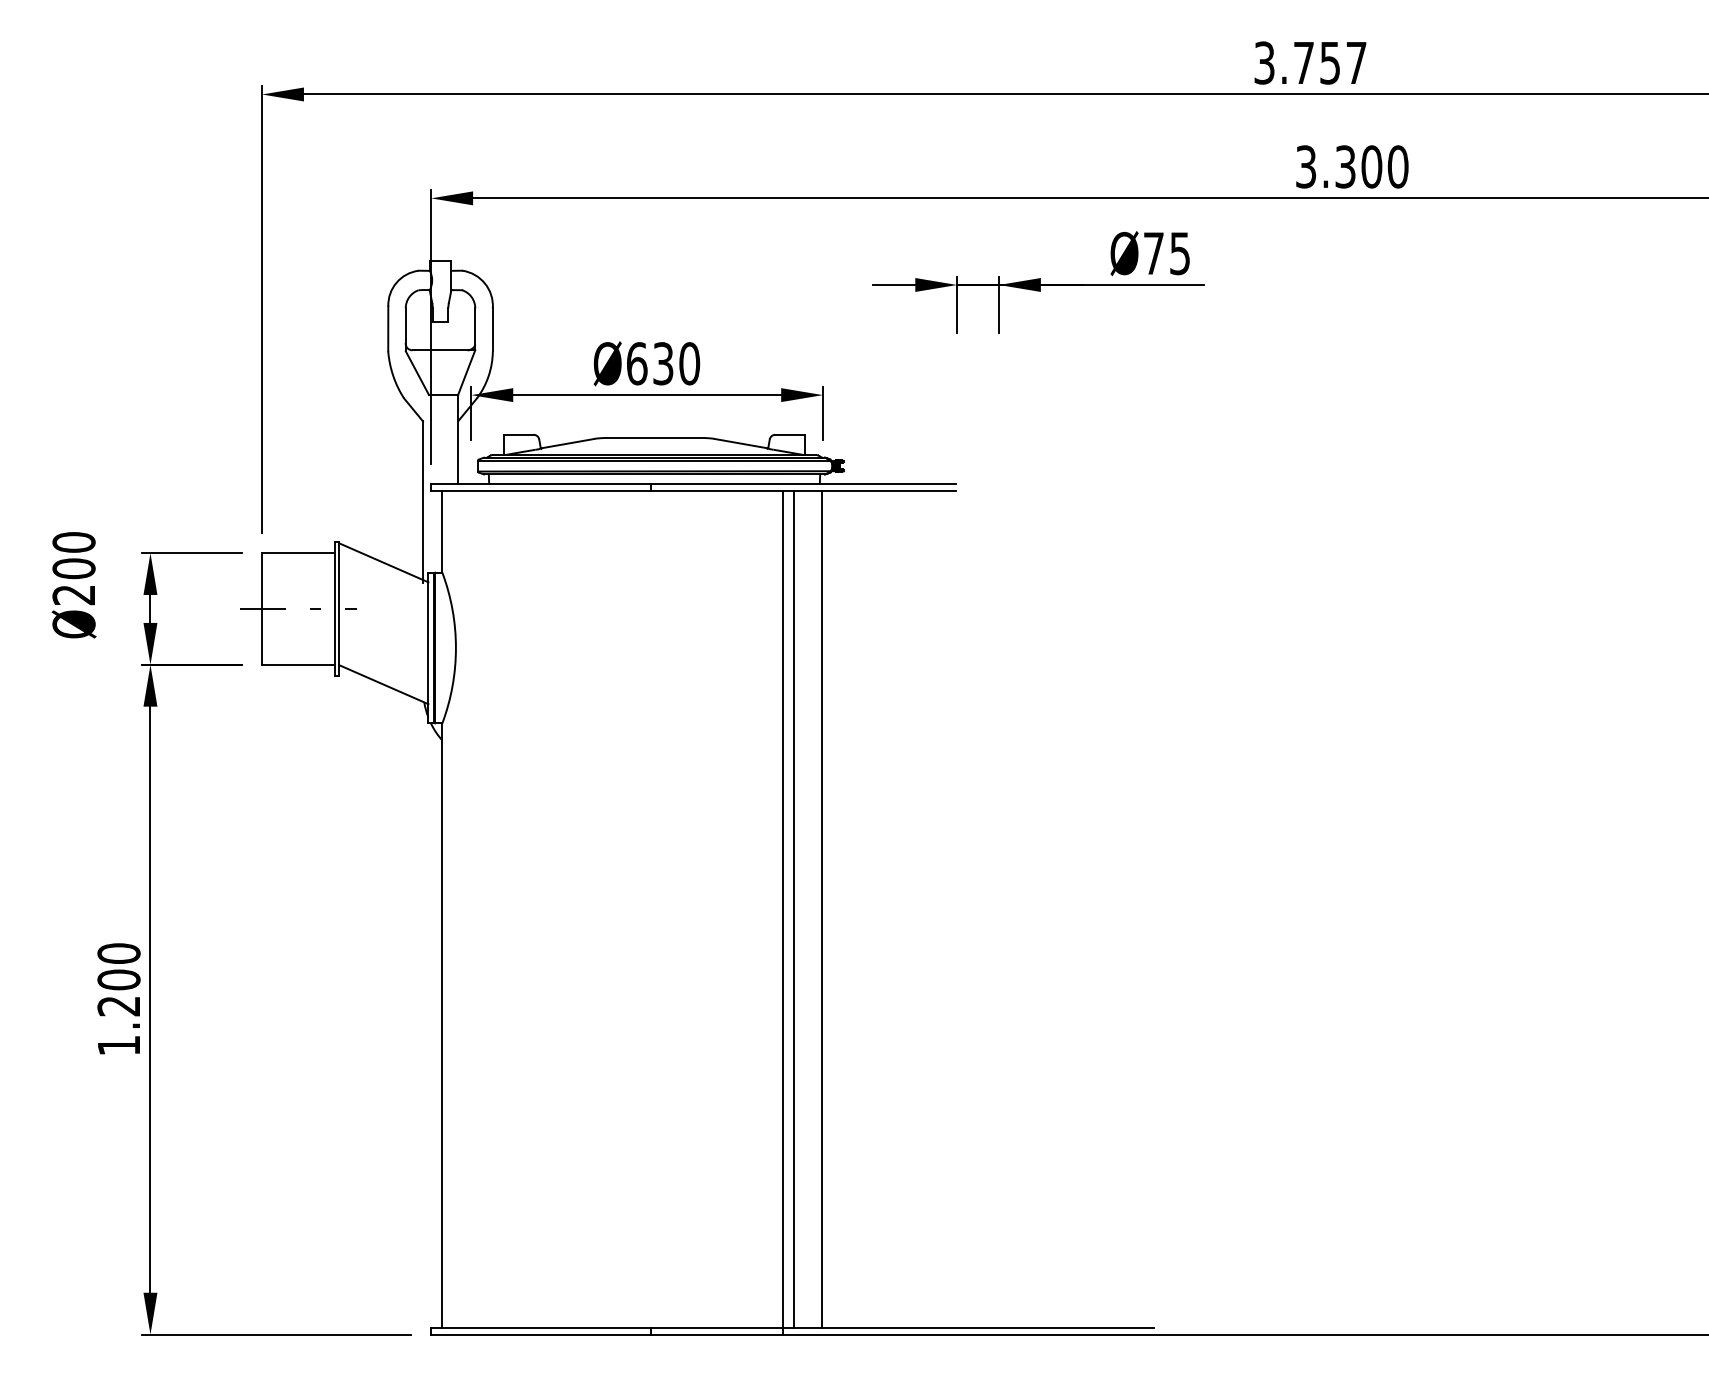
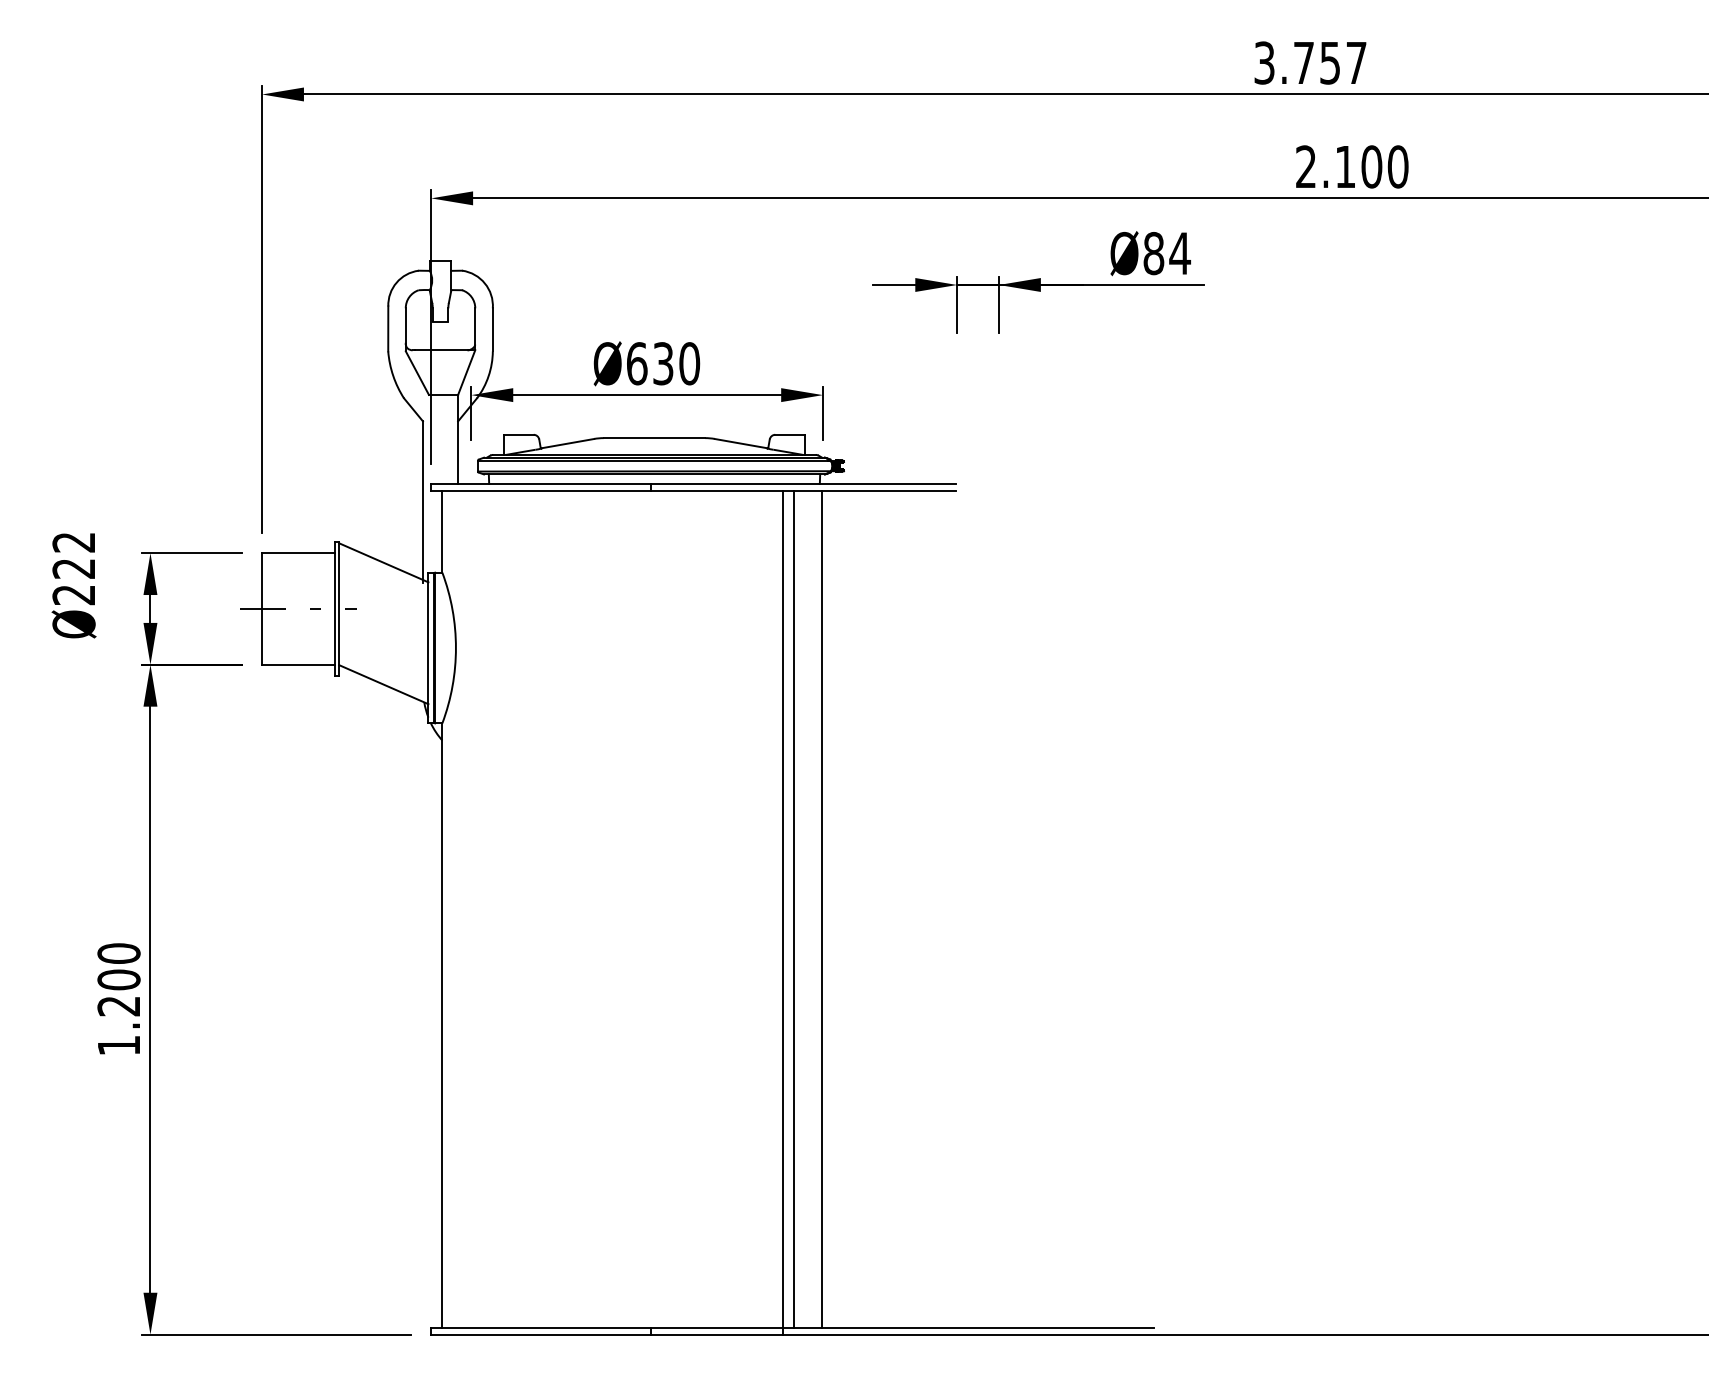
text: 3.300 -> 2.100 (1325, 166)
text: Ø75 -> Ø84 (1167, 253)
text: Ø200 -> Ø222 (73, 555)
